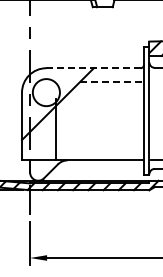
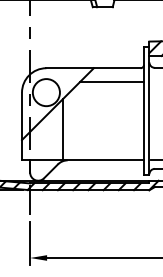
line: dashed -> solid (94, 68)
line: dashed -> solid (112, 81)
line position: (55, 129) -> (62, 129) (62, 129)
